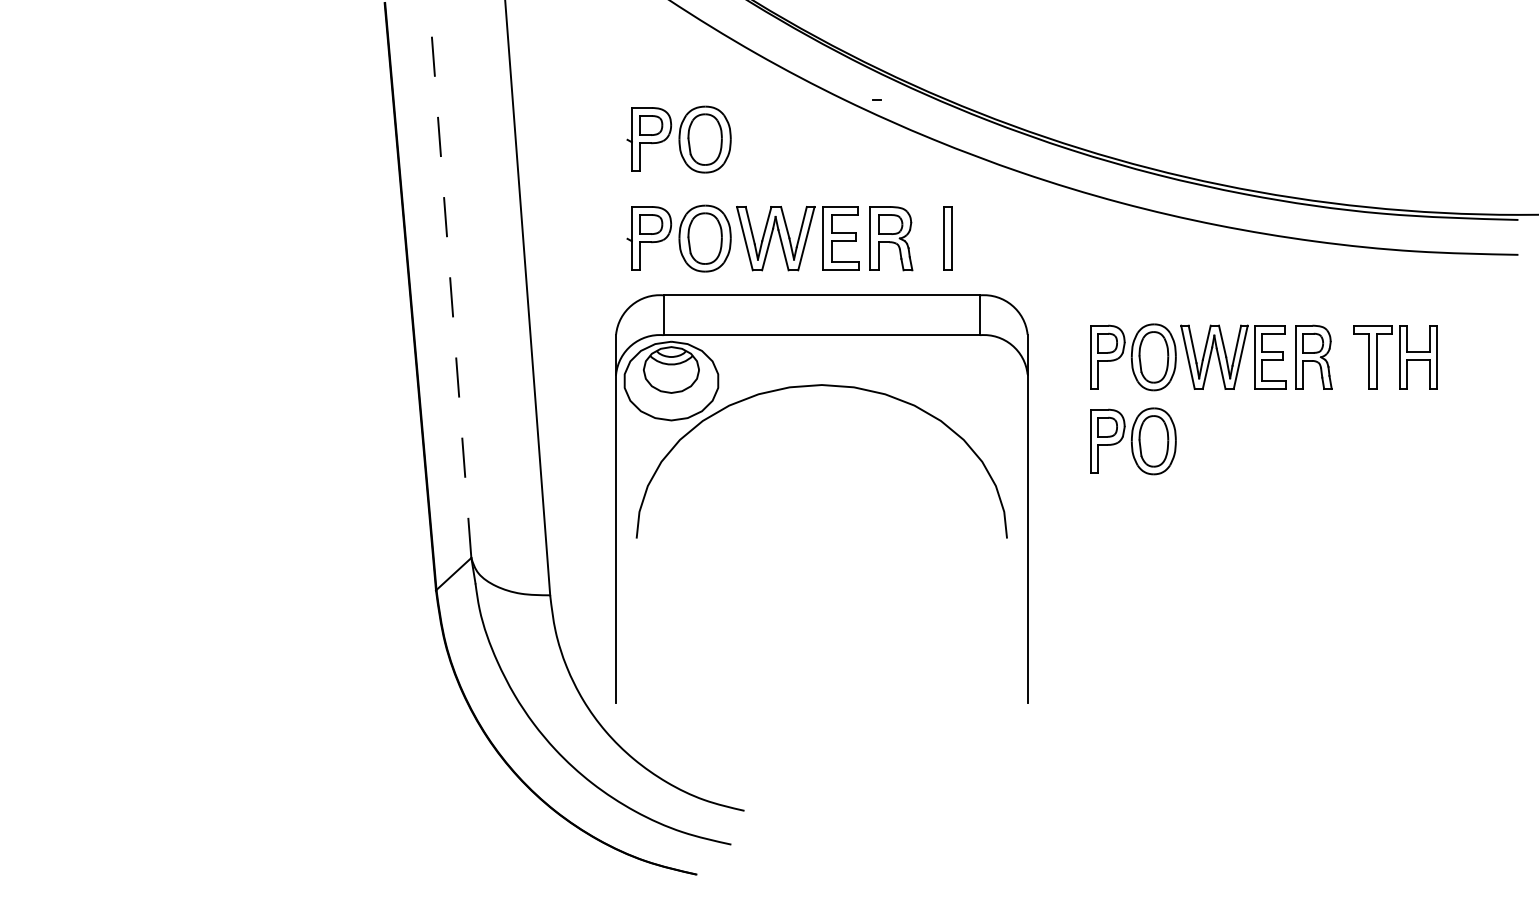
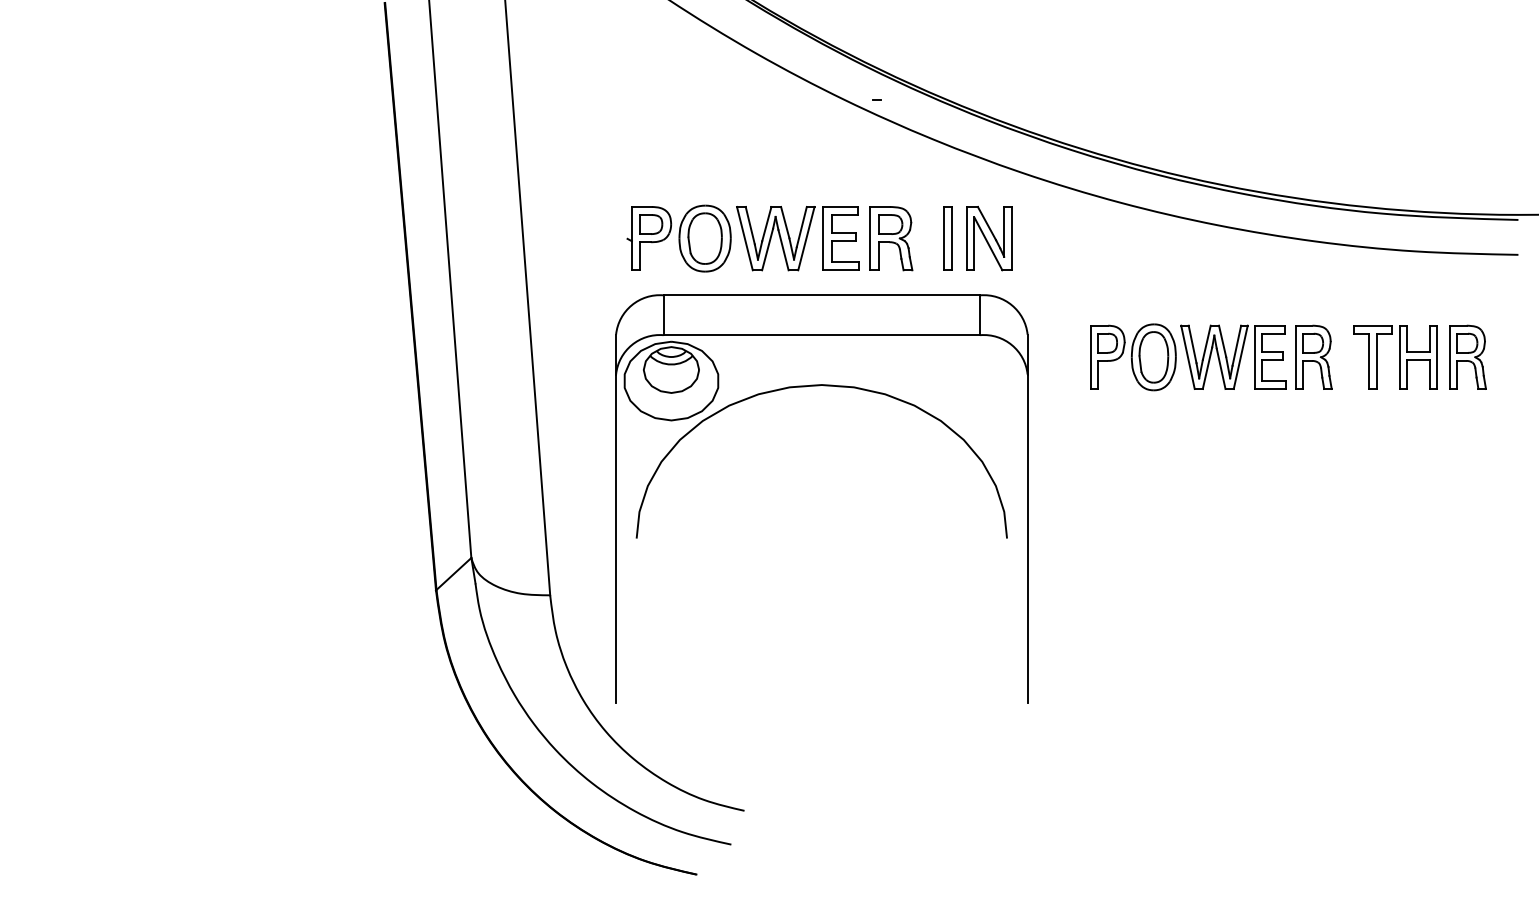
part: present -> none (678, 139)
part: none -> present (989, 238)
line: dashed -> solid (450, 278)
part: none -> present (1467, 356)
part: present -> none (1133, 441)
